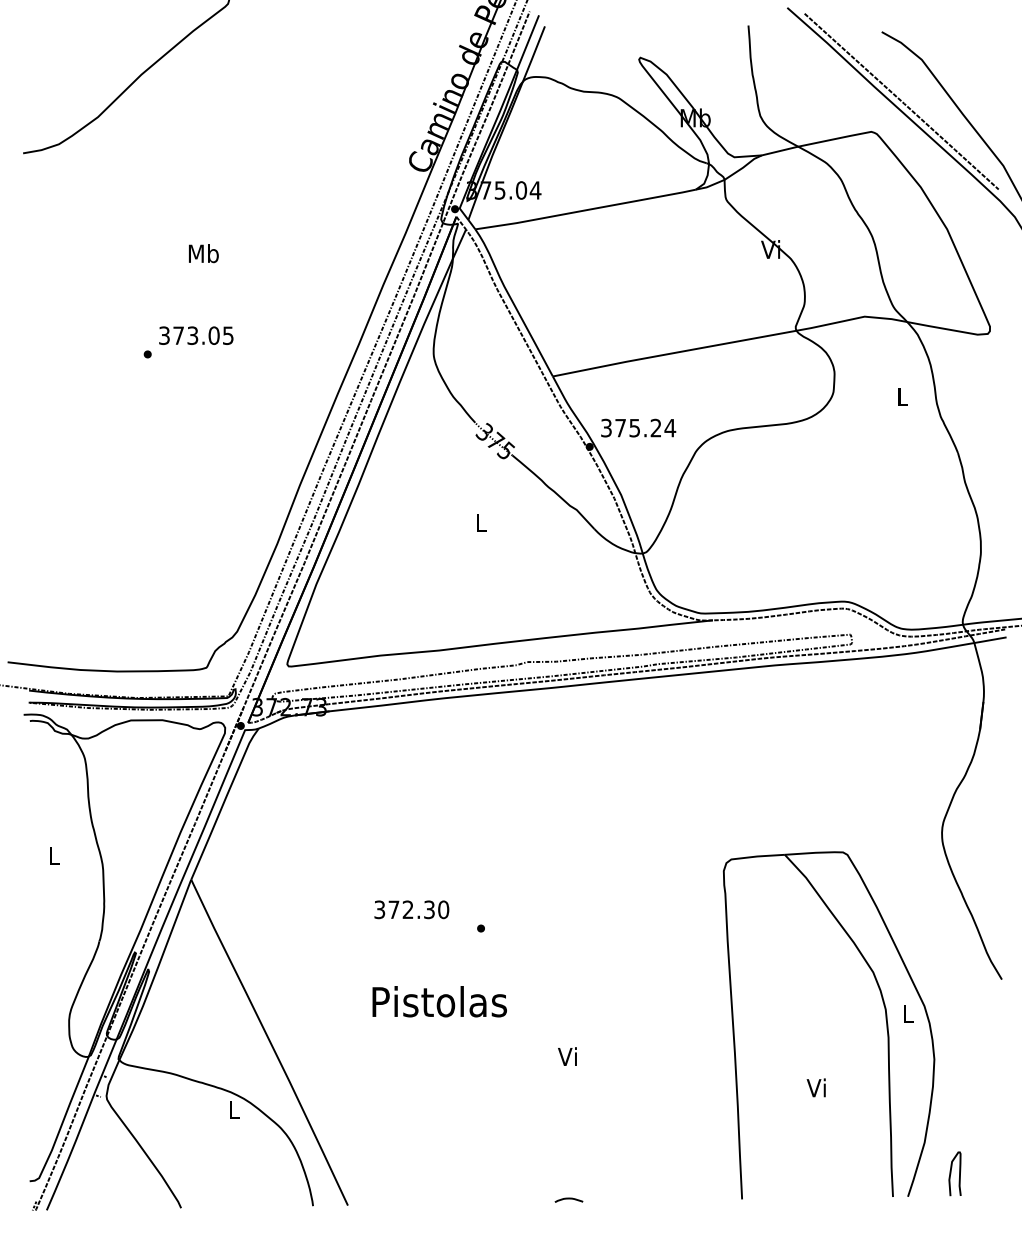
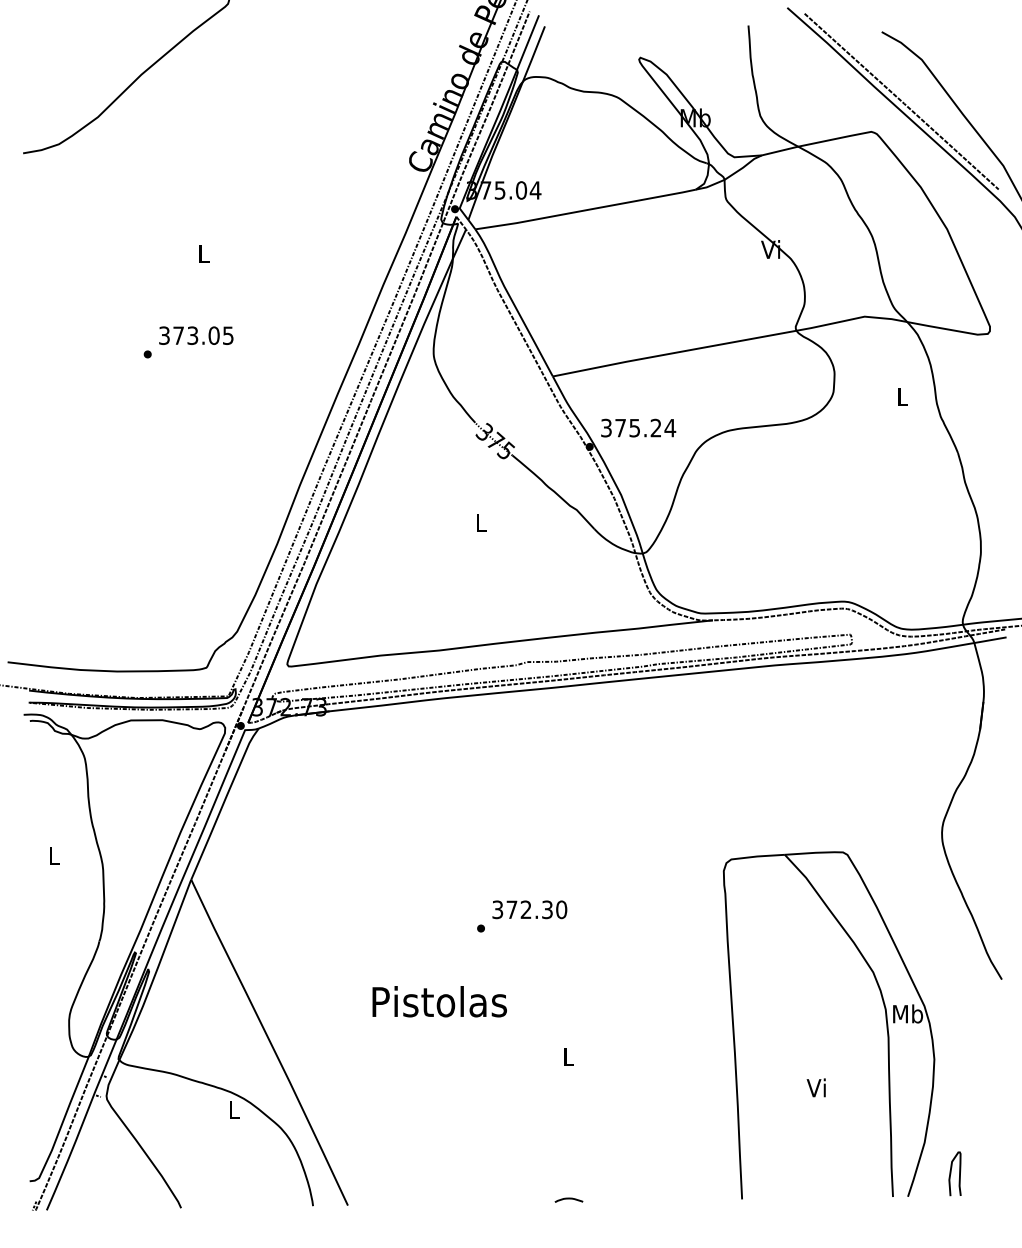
text: Mb -> L (203, 253)
text position: (411, 909) -> (529, 909) (529, 909)
text: L -> Mb (908, 1013)
text: Vi -> L (567, 1056)
